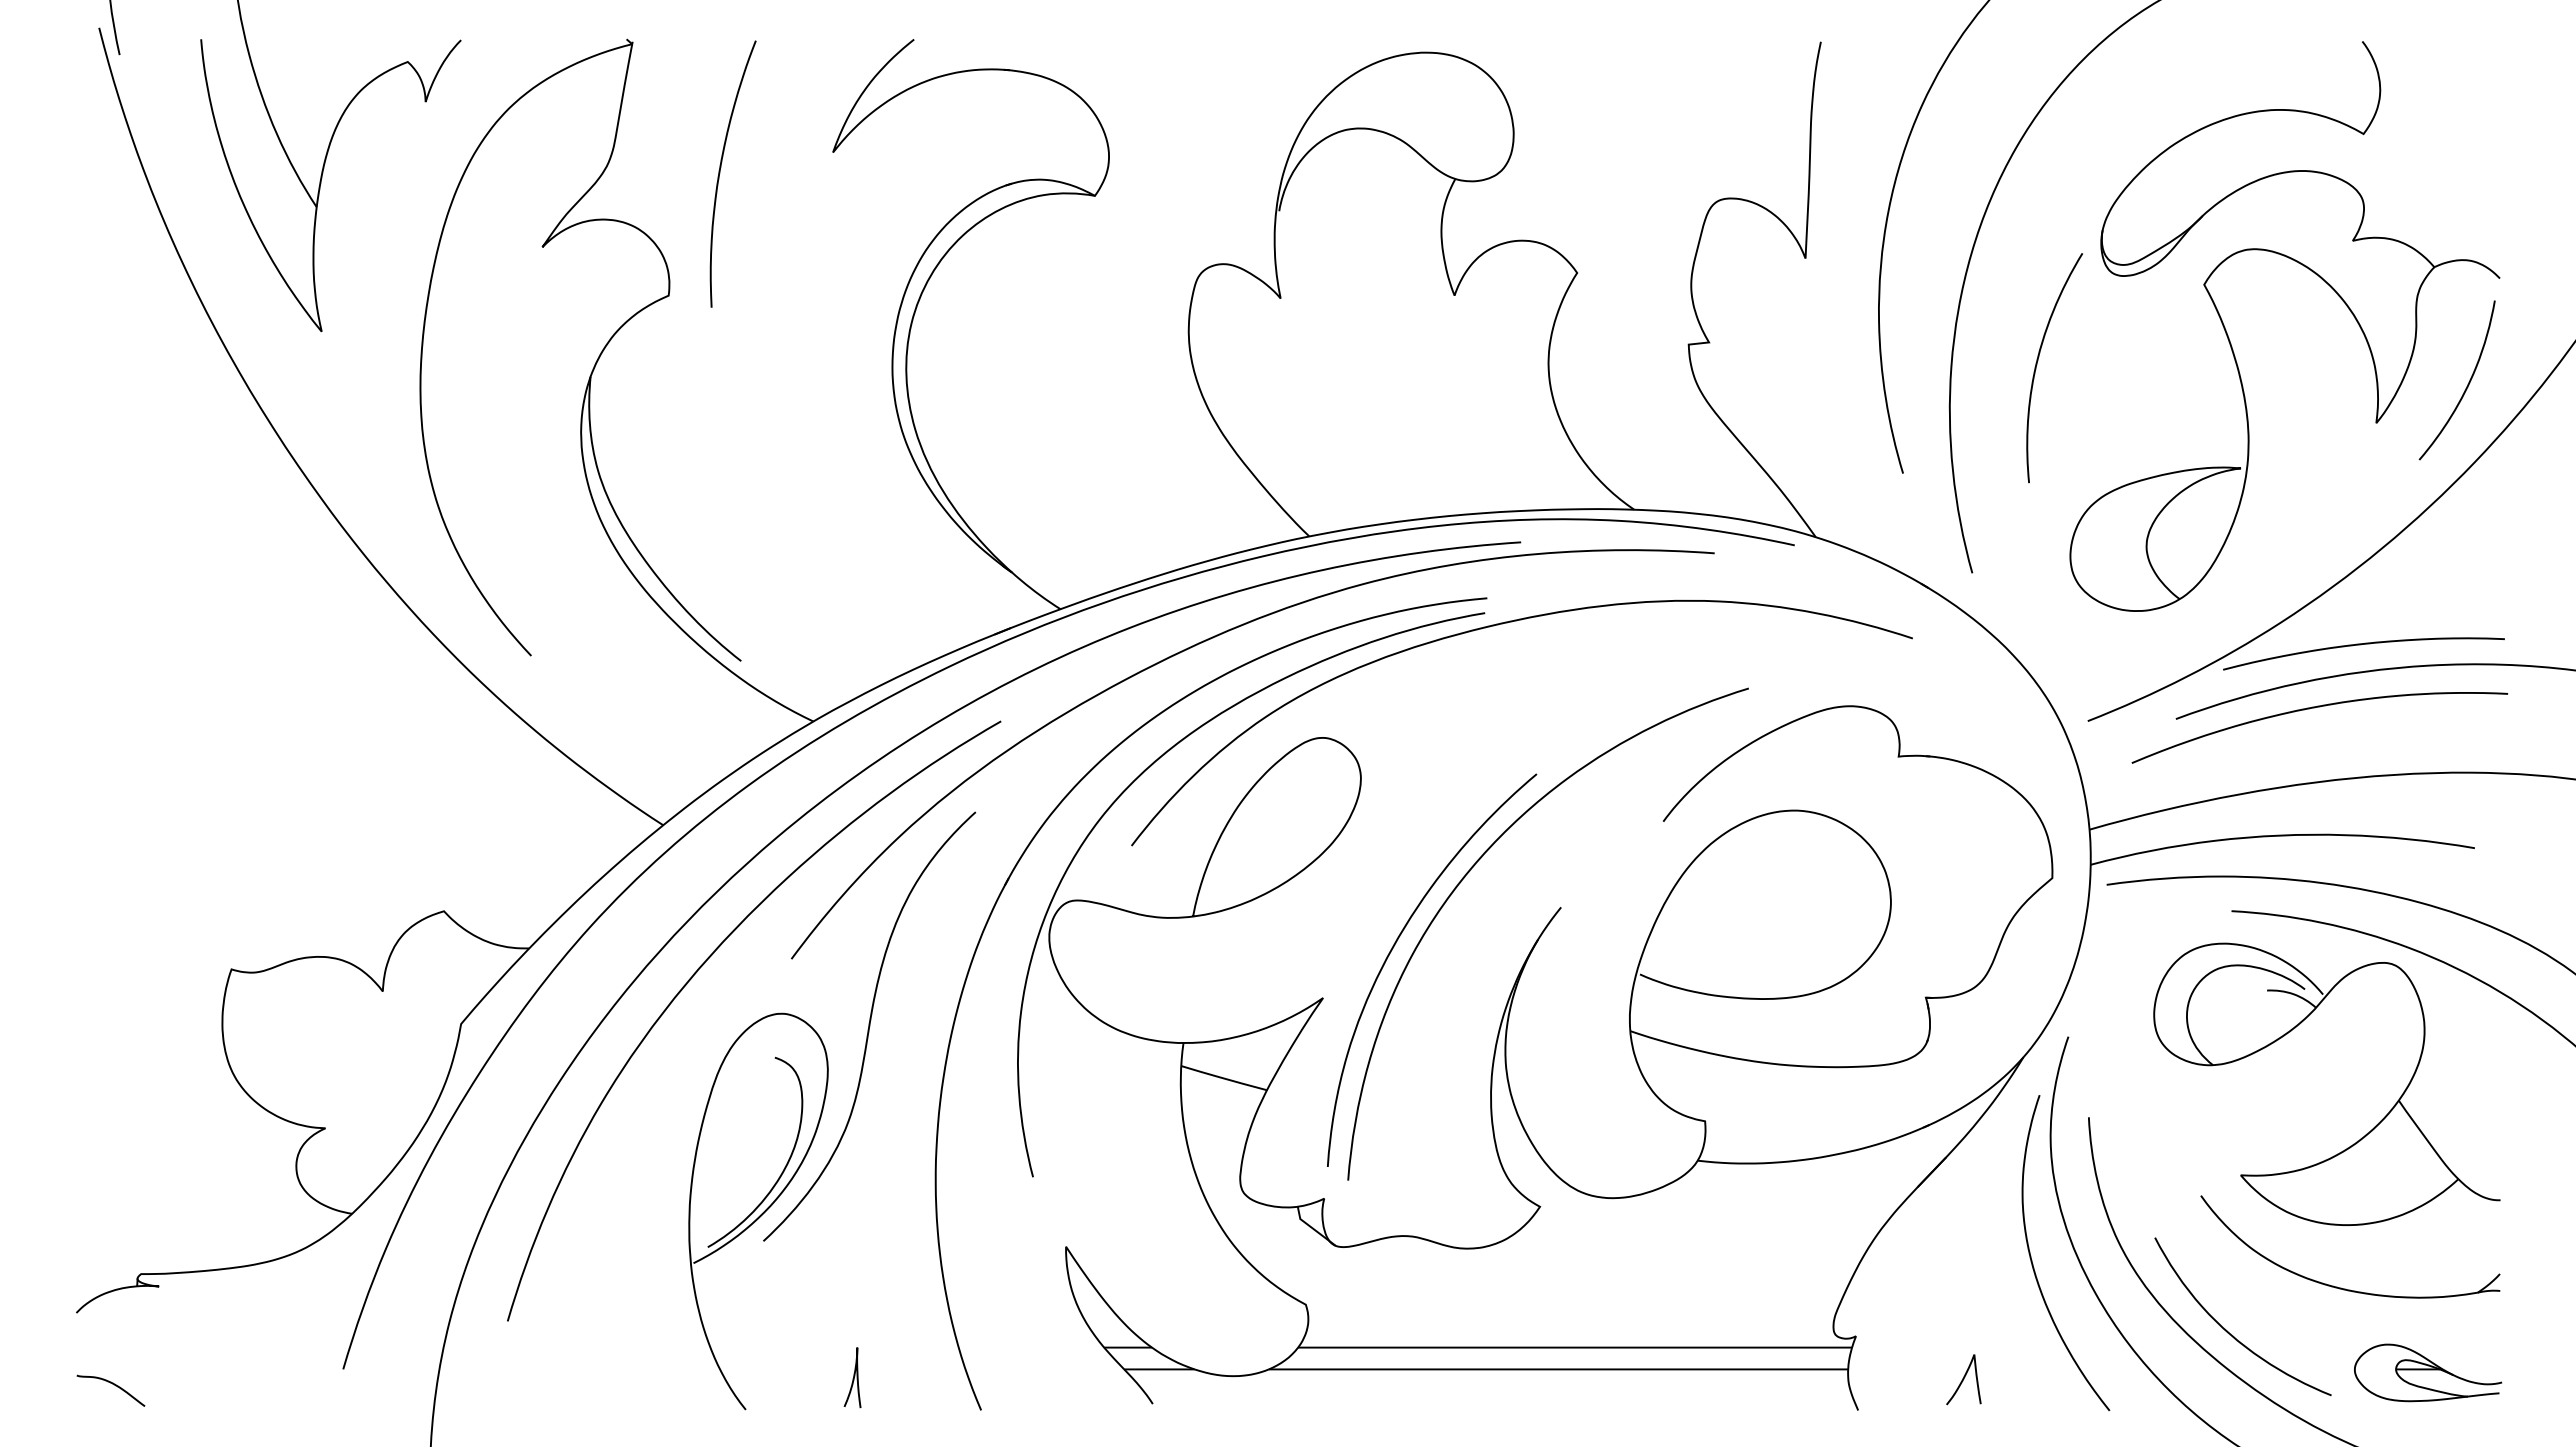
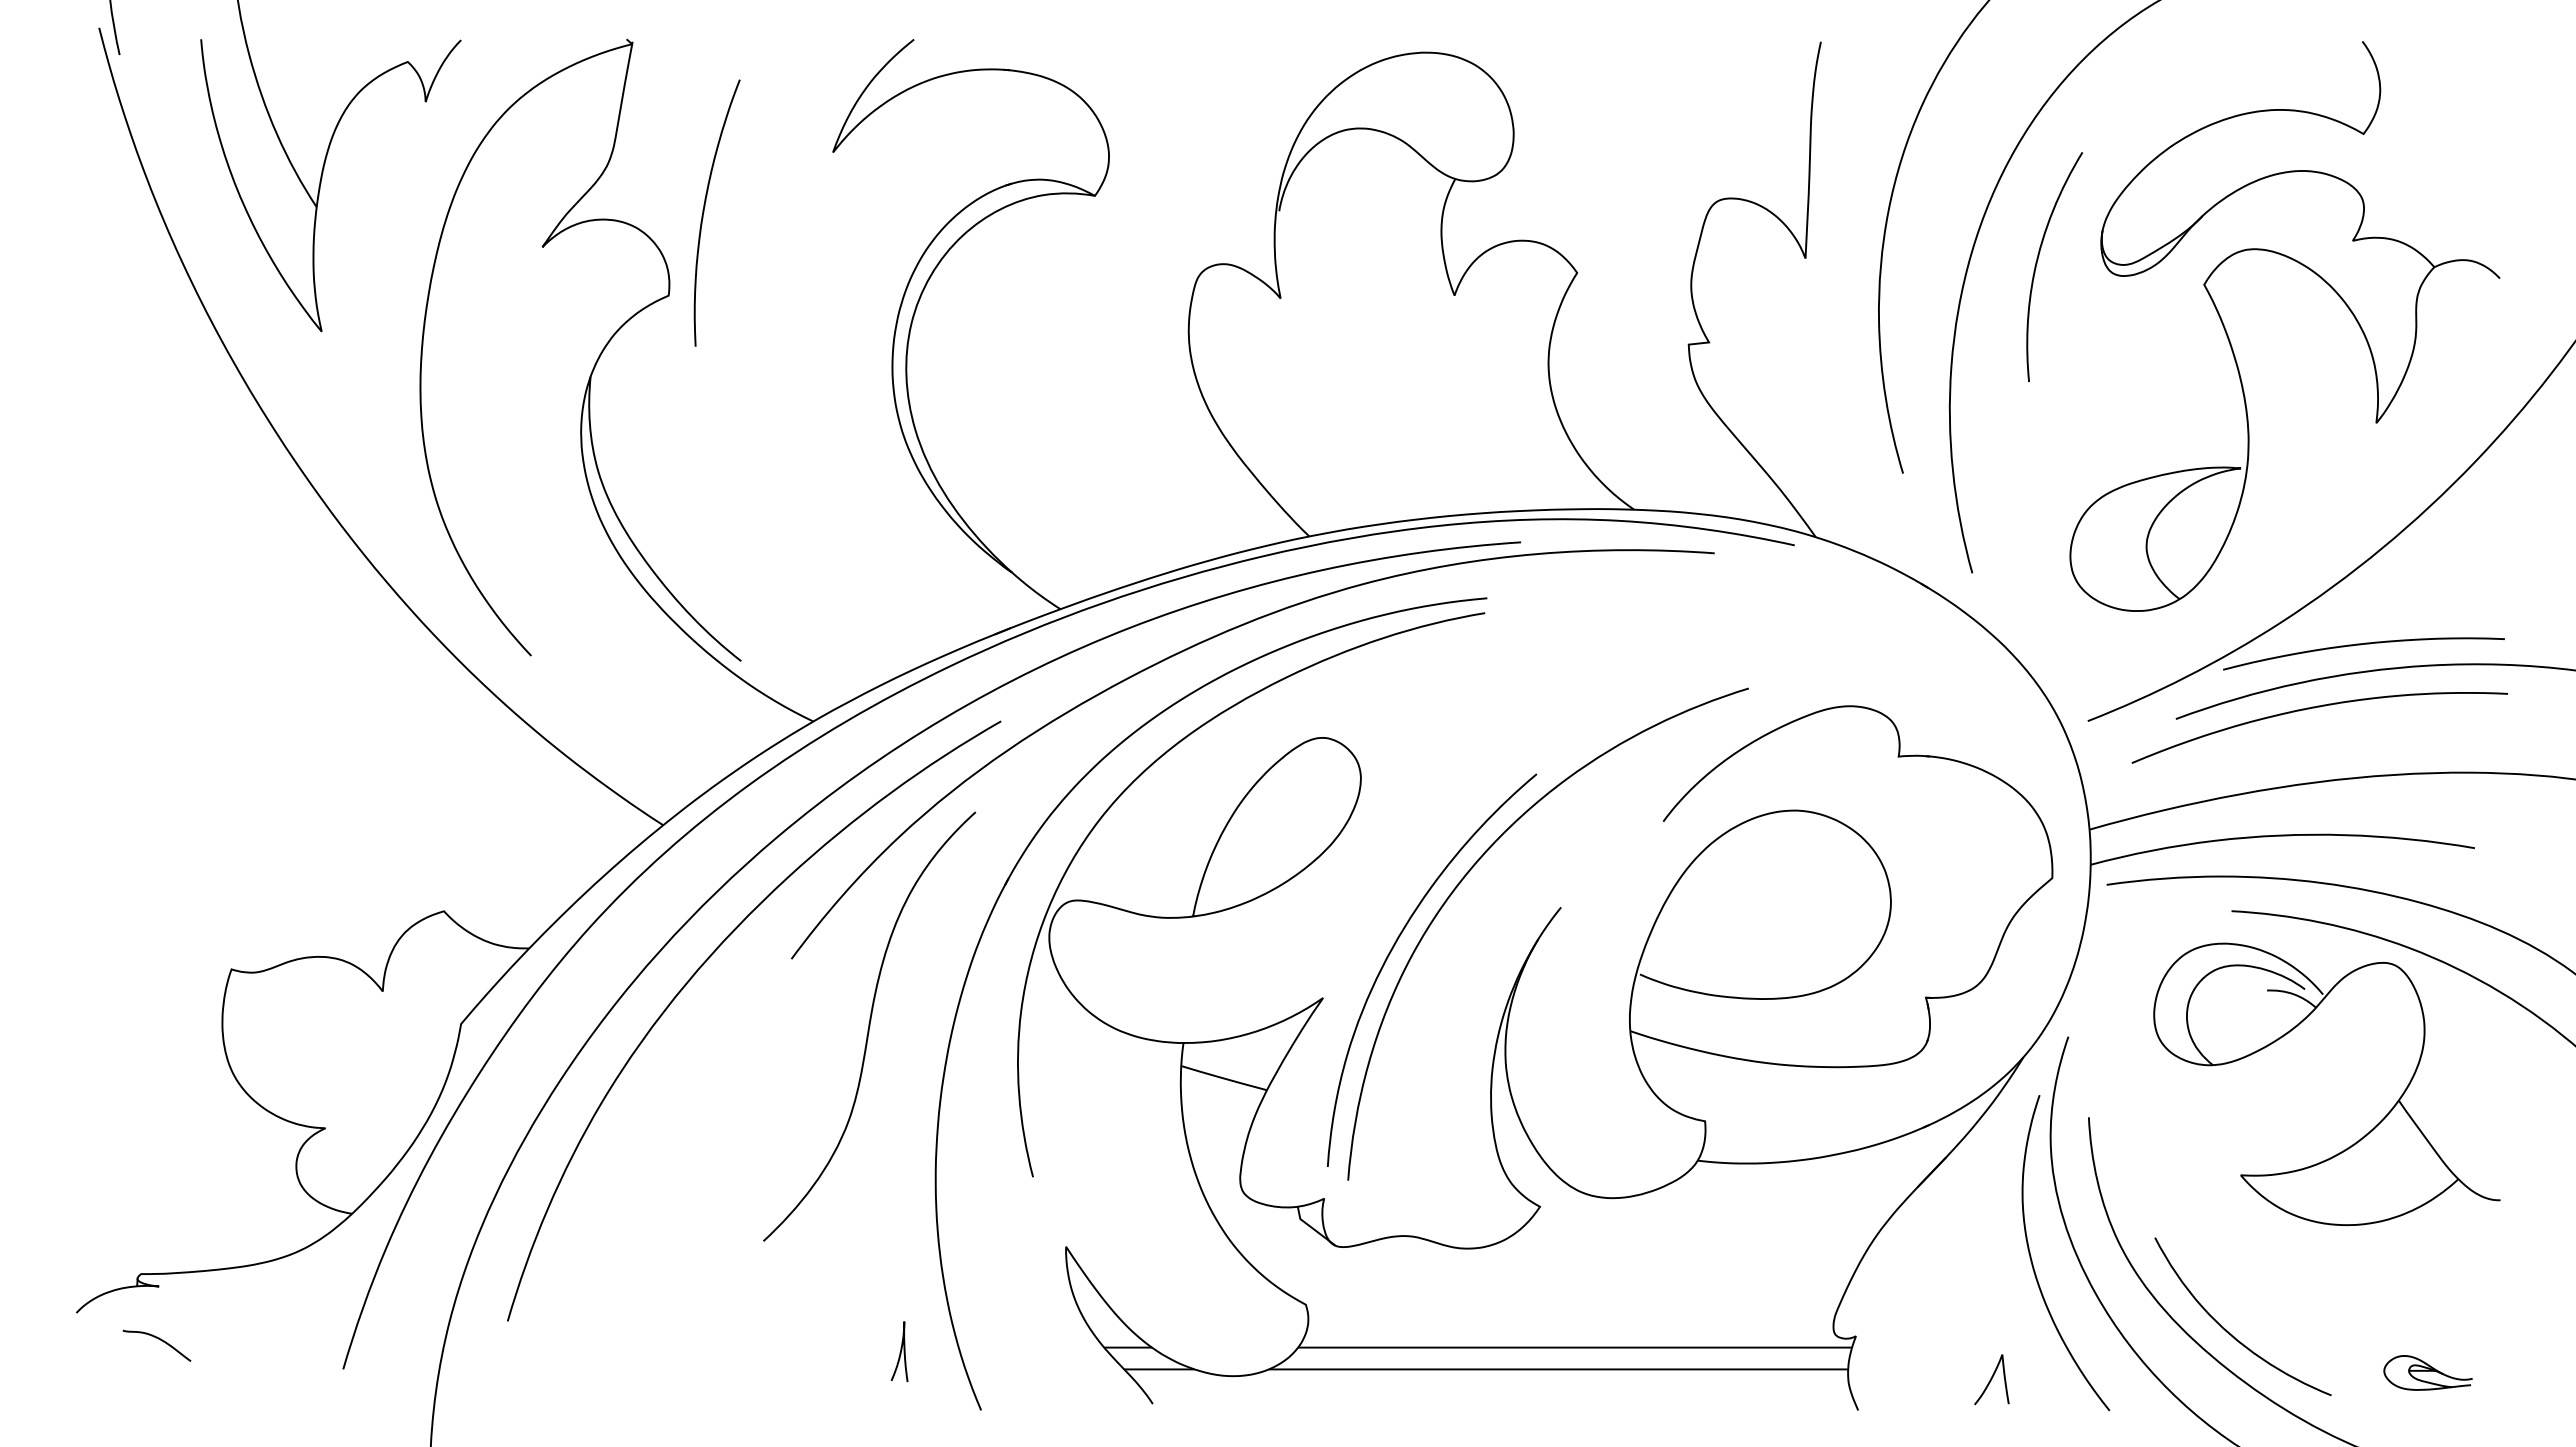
curve position: (720, 173) -> (704, 212) (704, 212)
curve position: (2038, 361) -> (2038, 260) (2038, 260)
curve: present -> none (2466, 386)
curve: present -> none (1498, 625)
part: present -> none (758, 1211)
part: present -> none (2341, 1287)
part size: 149x60 px -> 90x36 px (2427, 1372)
curve position: (853, 1377) -> (900, 1351) (900, 1351)
curve position: (1963, 1379) -> (1991, 1379) (1991, 1379)
curve position: (112, 1384) -> (158, 1339) (158, 1339)
